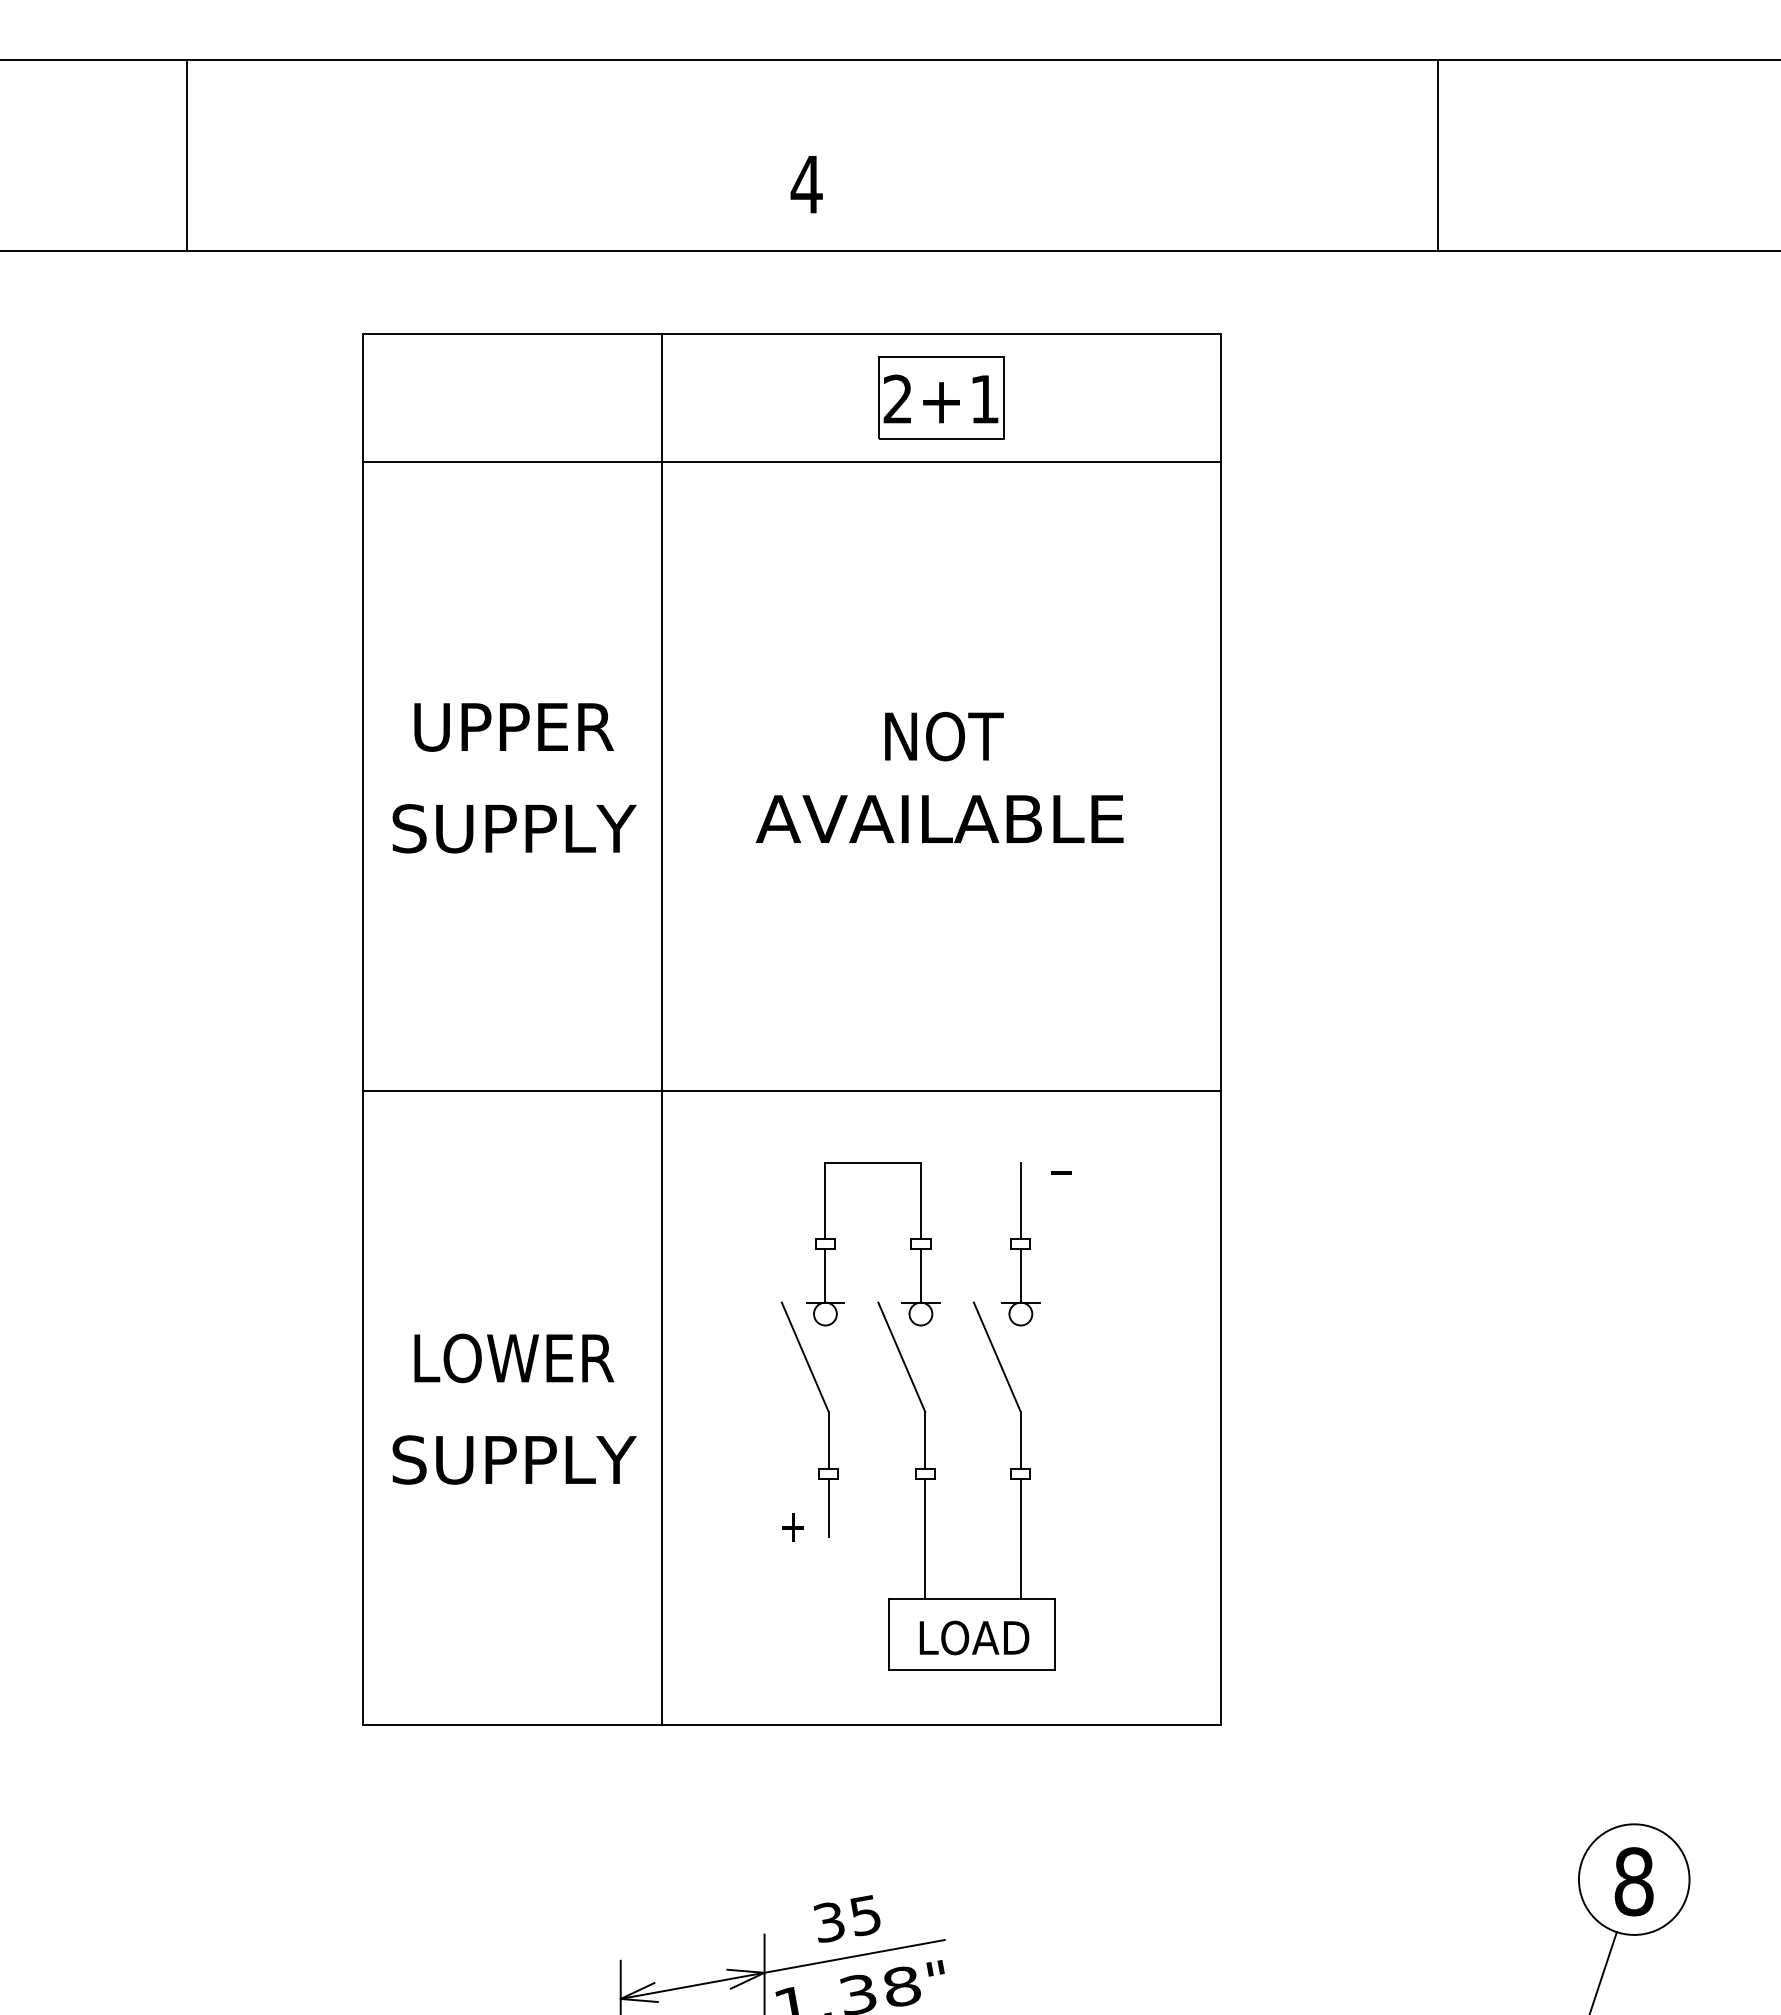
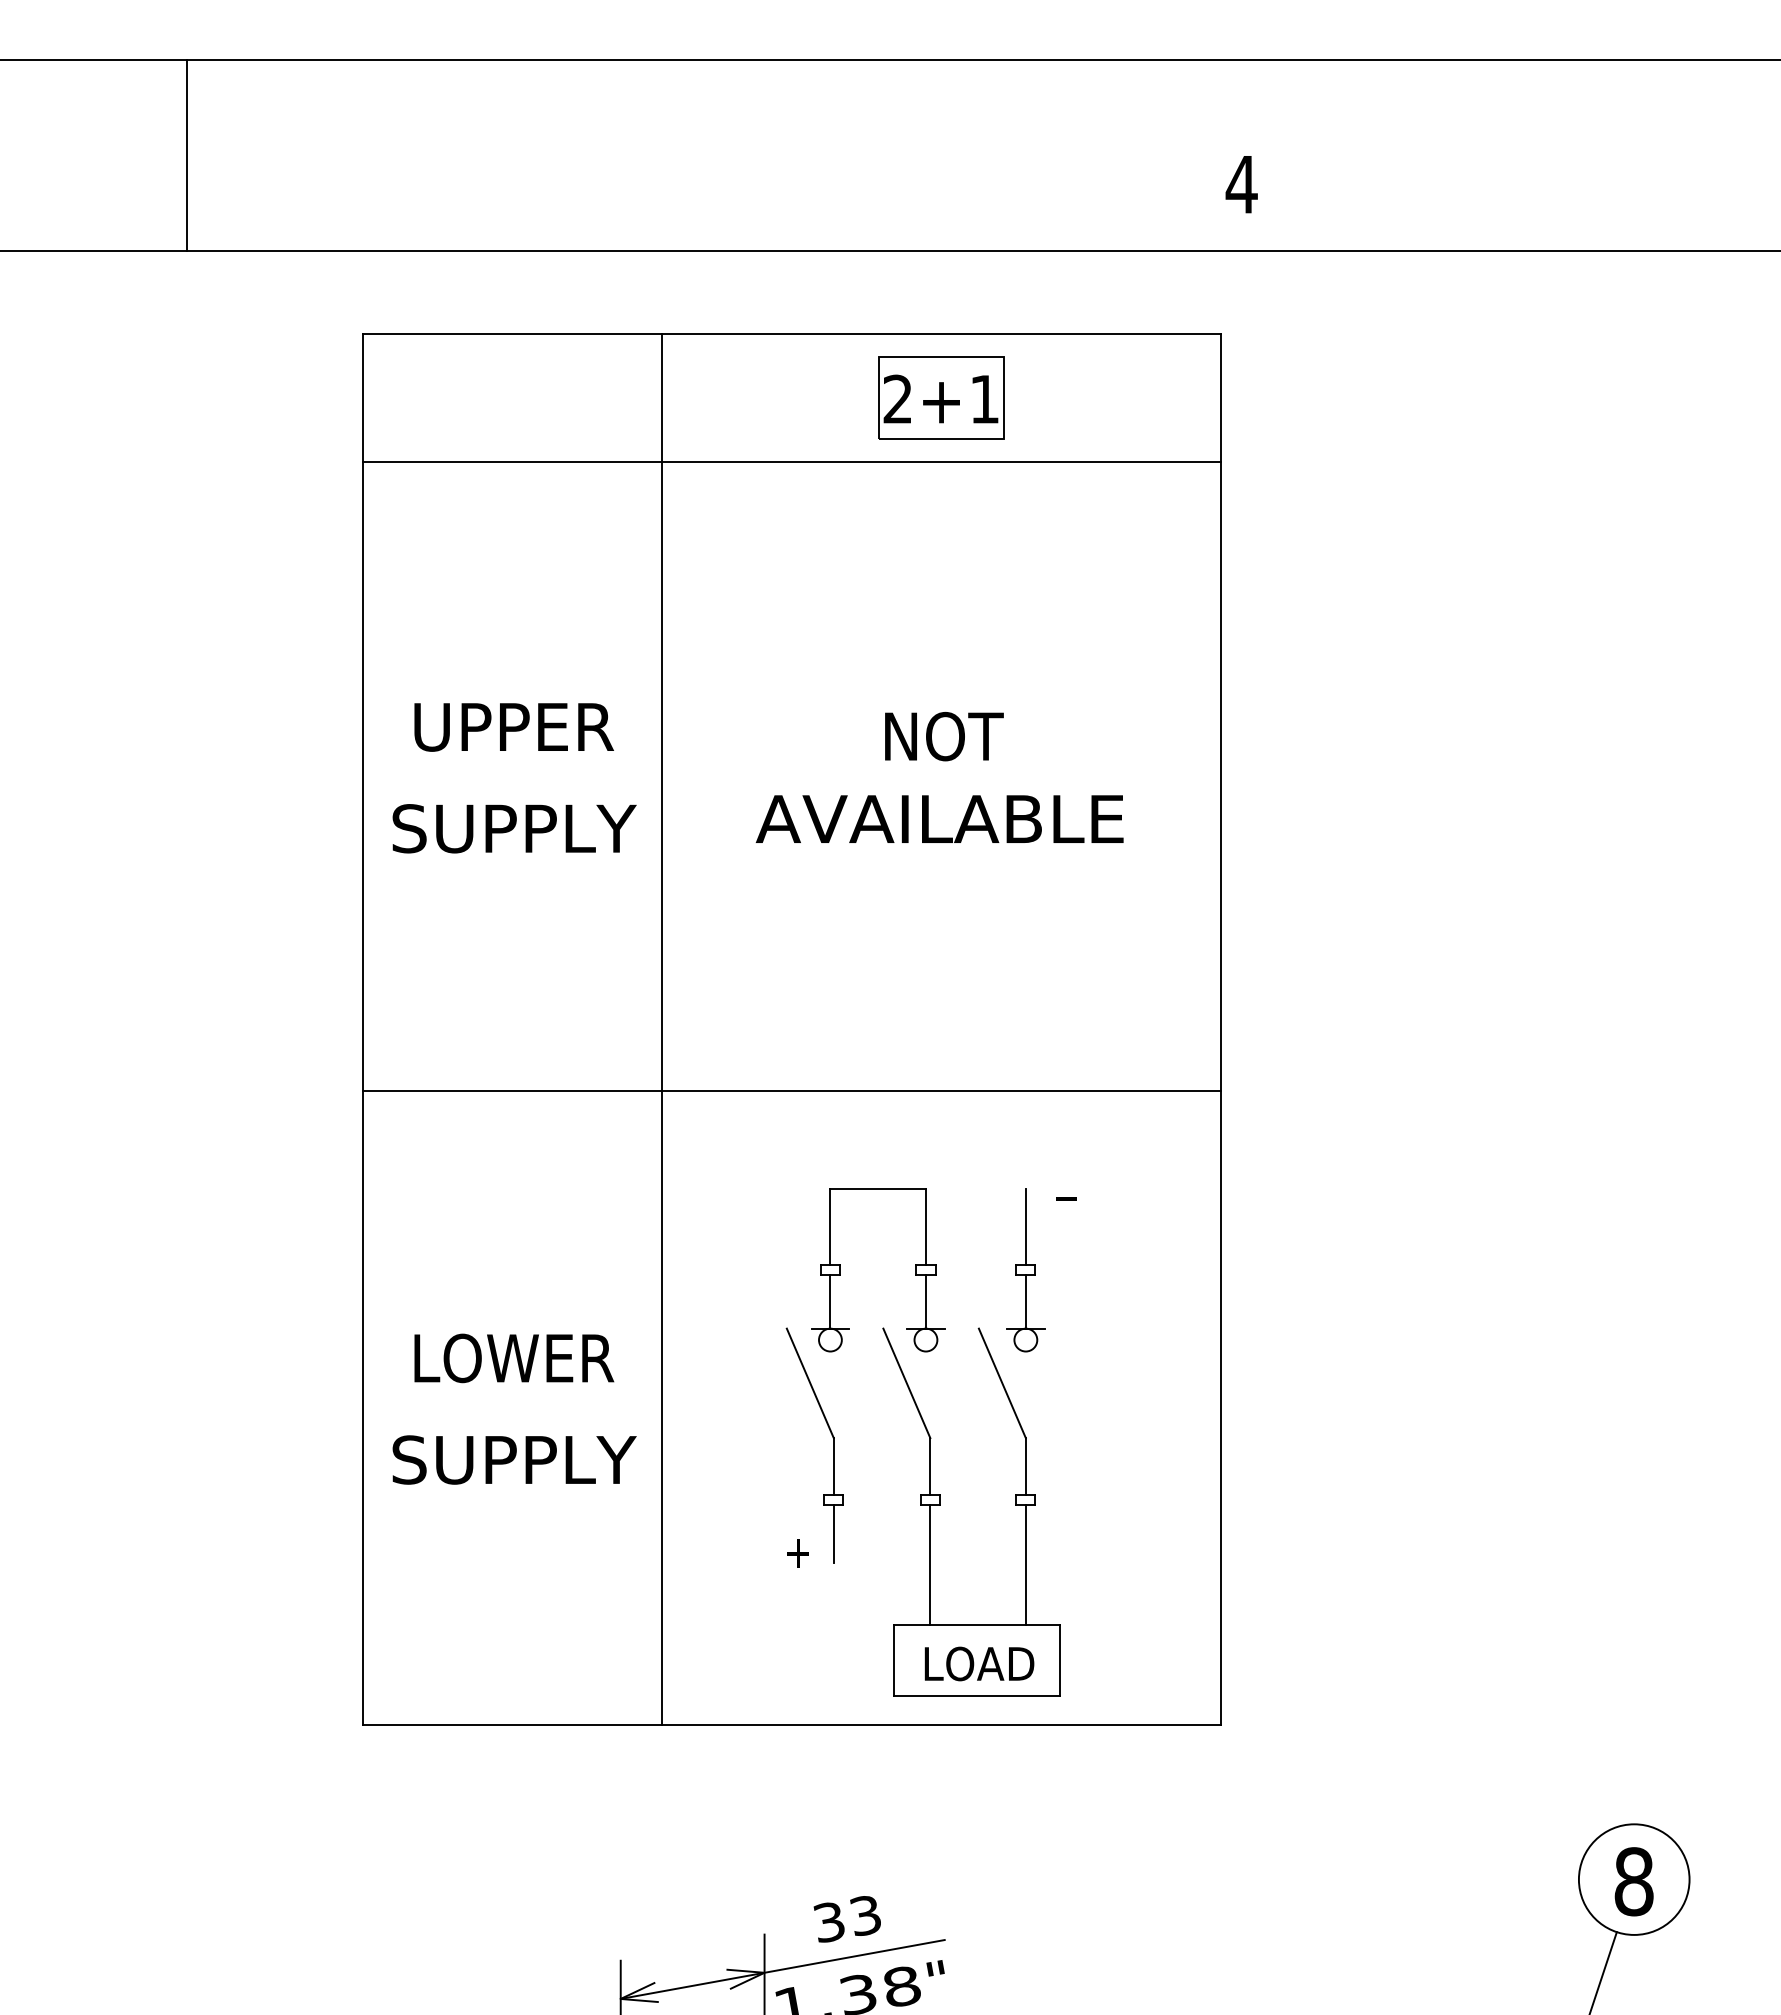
line: present -> none (1437, 155)
text position: (806, 184) -> (1241, 184) (1241, 184)
part position: (925, 1416) -> (930, 1442) (930, 1442)
text: 35 -> 33 (865, 1915)
